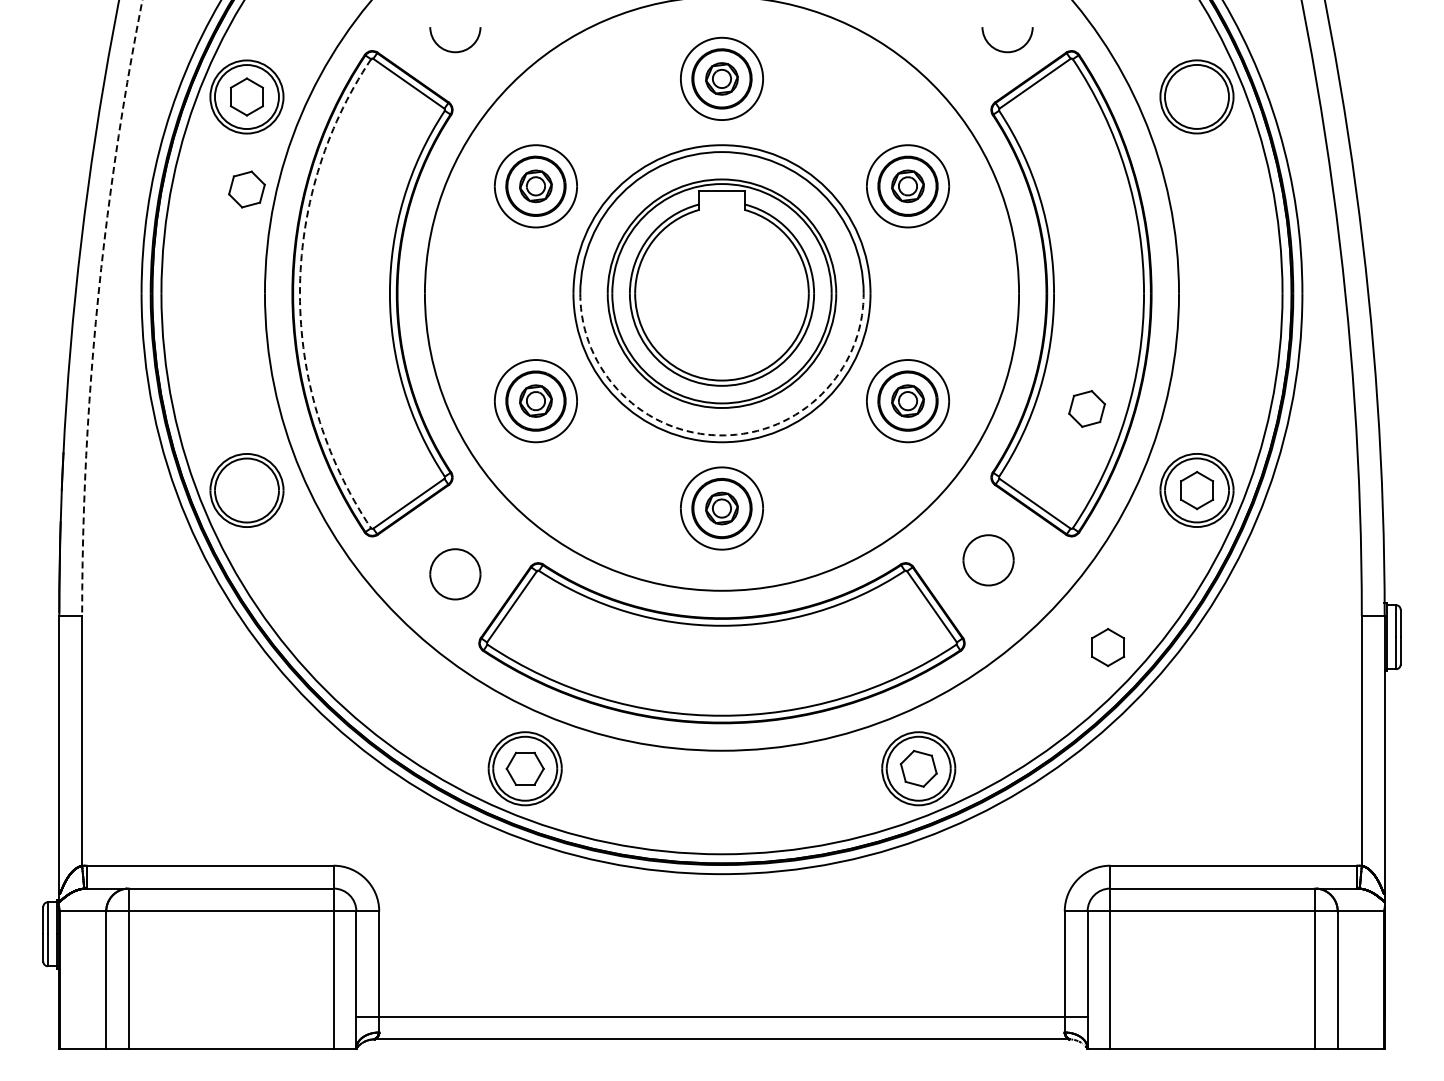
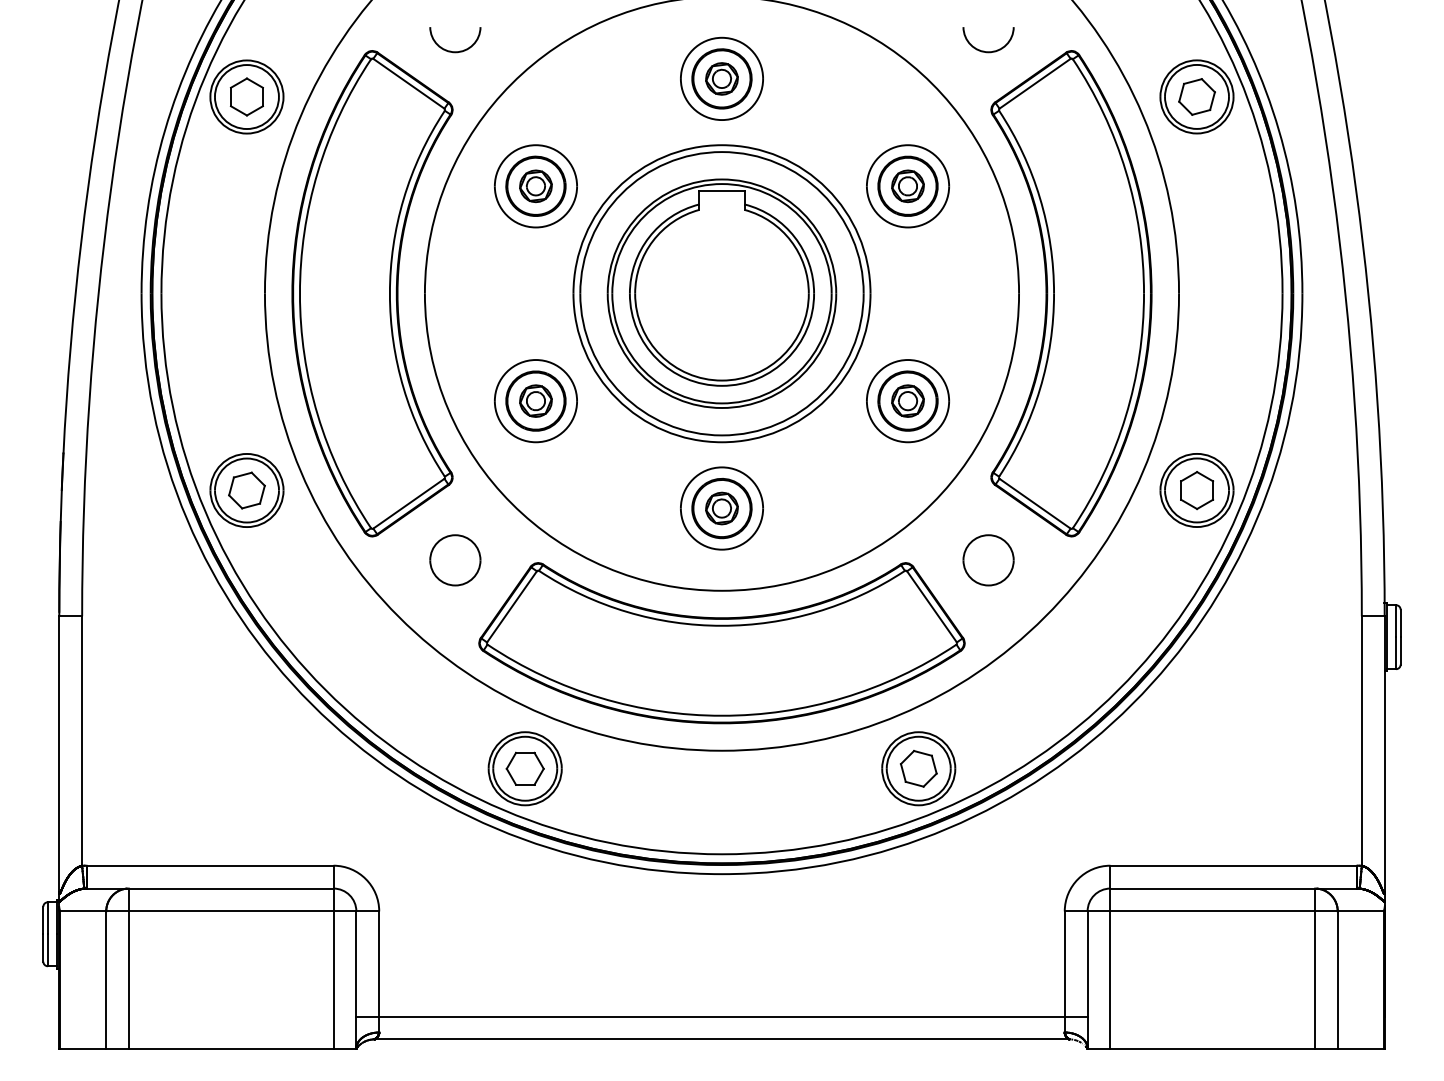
arc position: (1007, 51) -> (988, 51) (988, 51)
part position: (246, 189) -> (246, 490) (246, 490)
arc: dashed -> solid (299, 293)
arc: dashed -> solid (97, 306)
part position: (1086, 408) -> (1196, 96) (1196, 96)
arc: dashed -> solid (722, 435)
part position: (455, 574) -> (455, 560) (455, 560)
part: present -> none (1108, 647)
